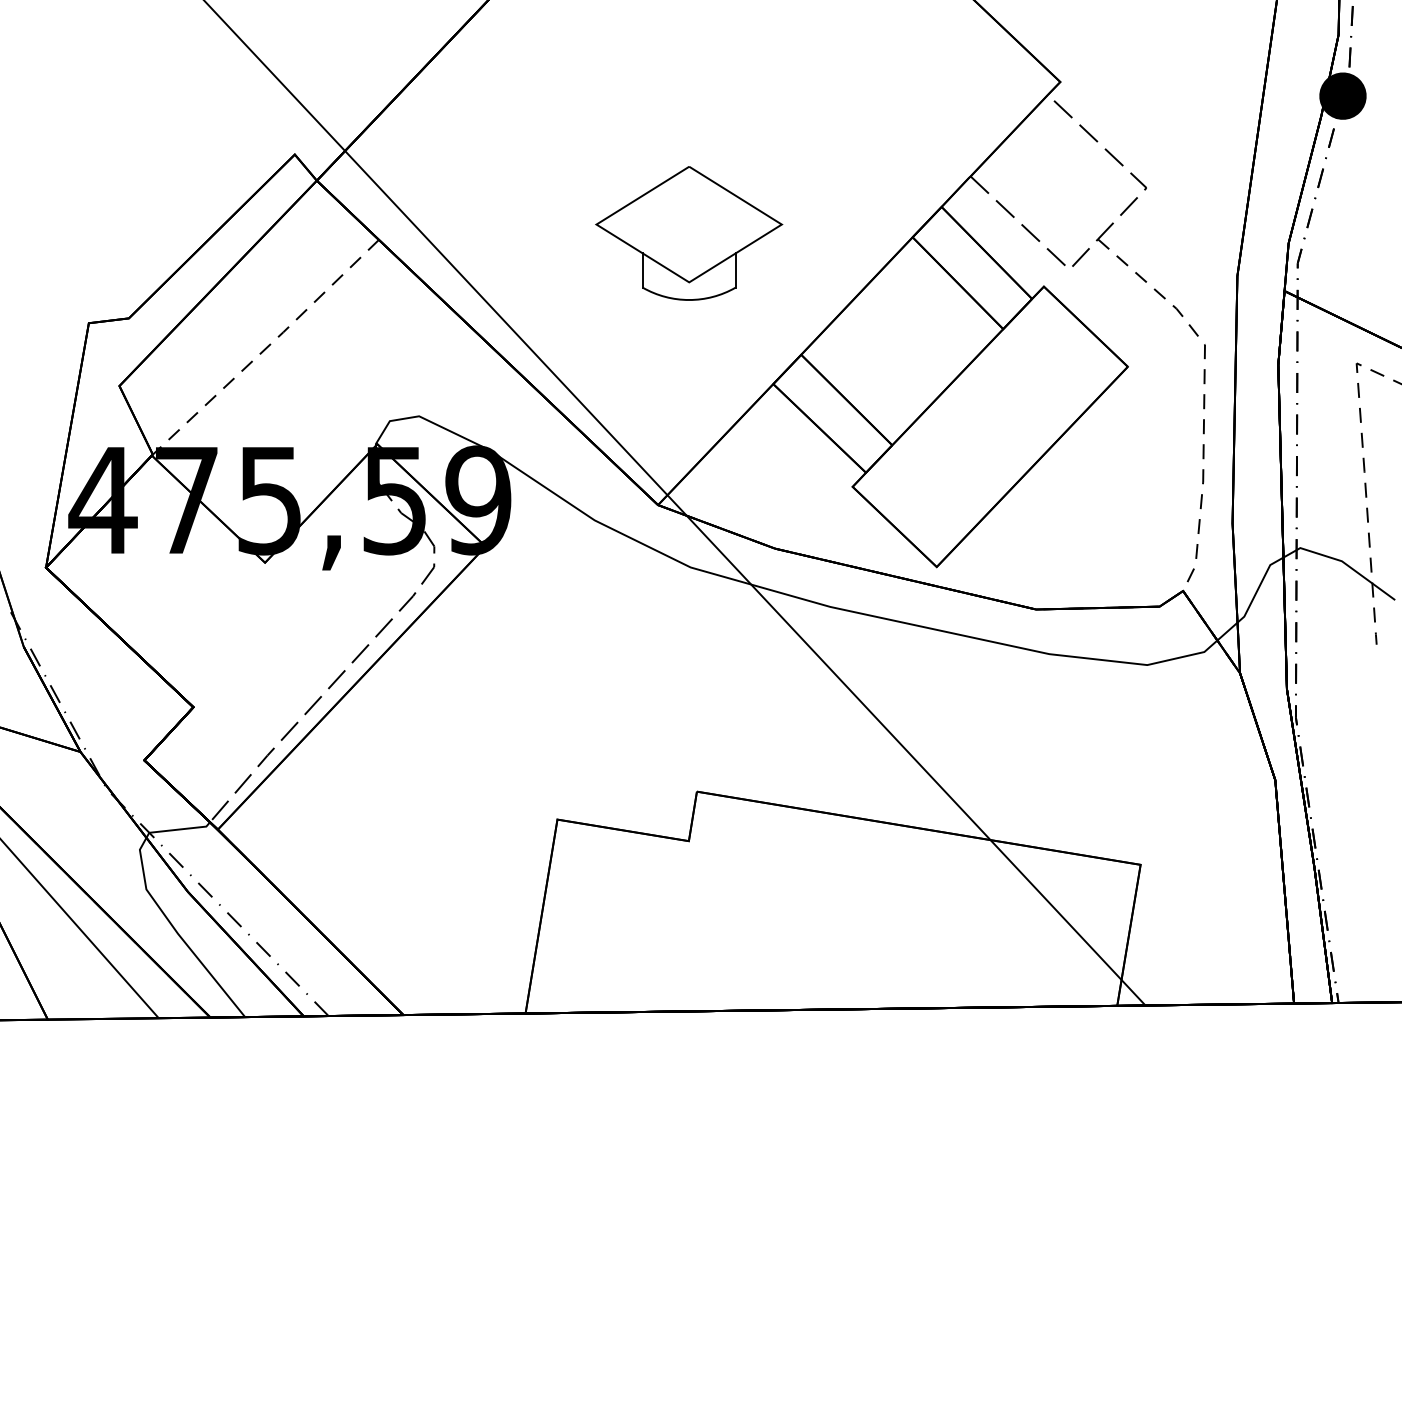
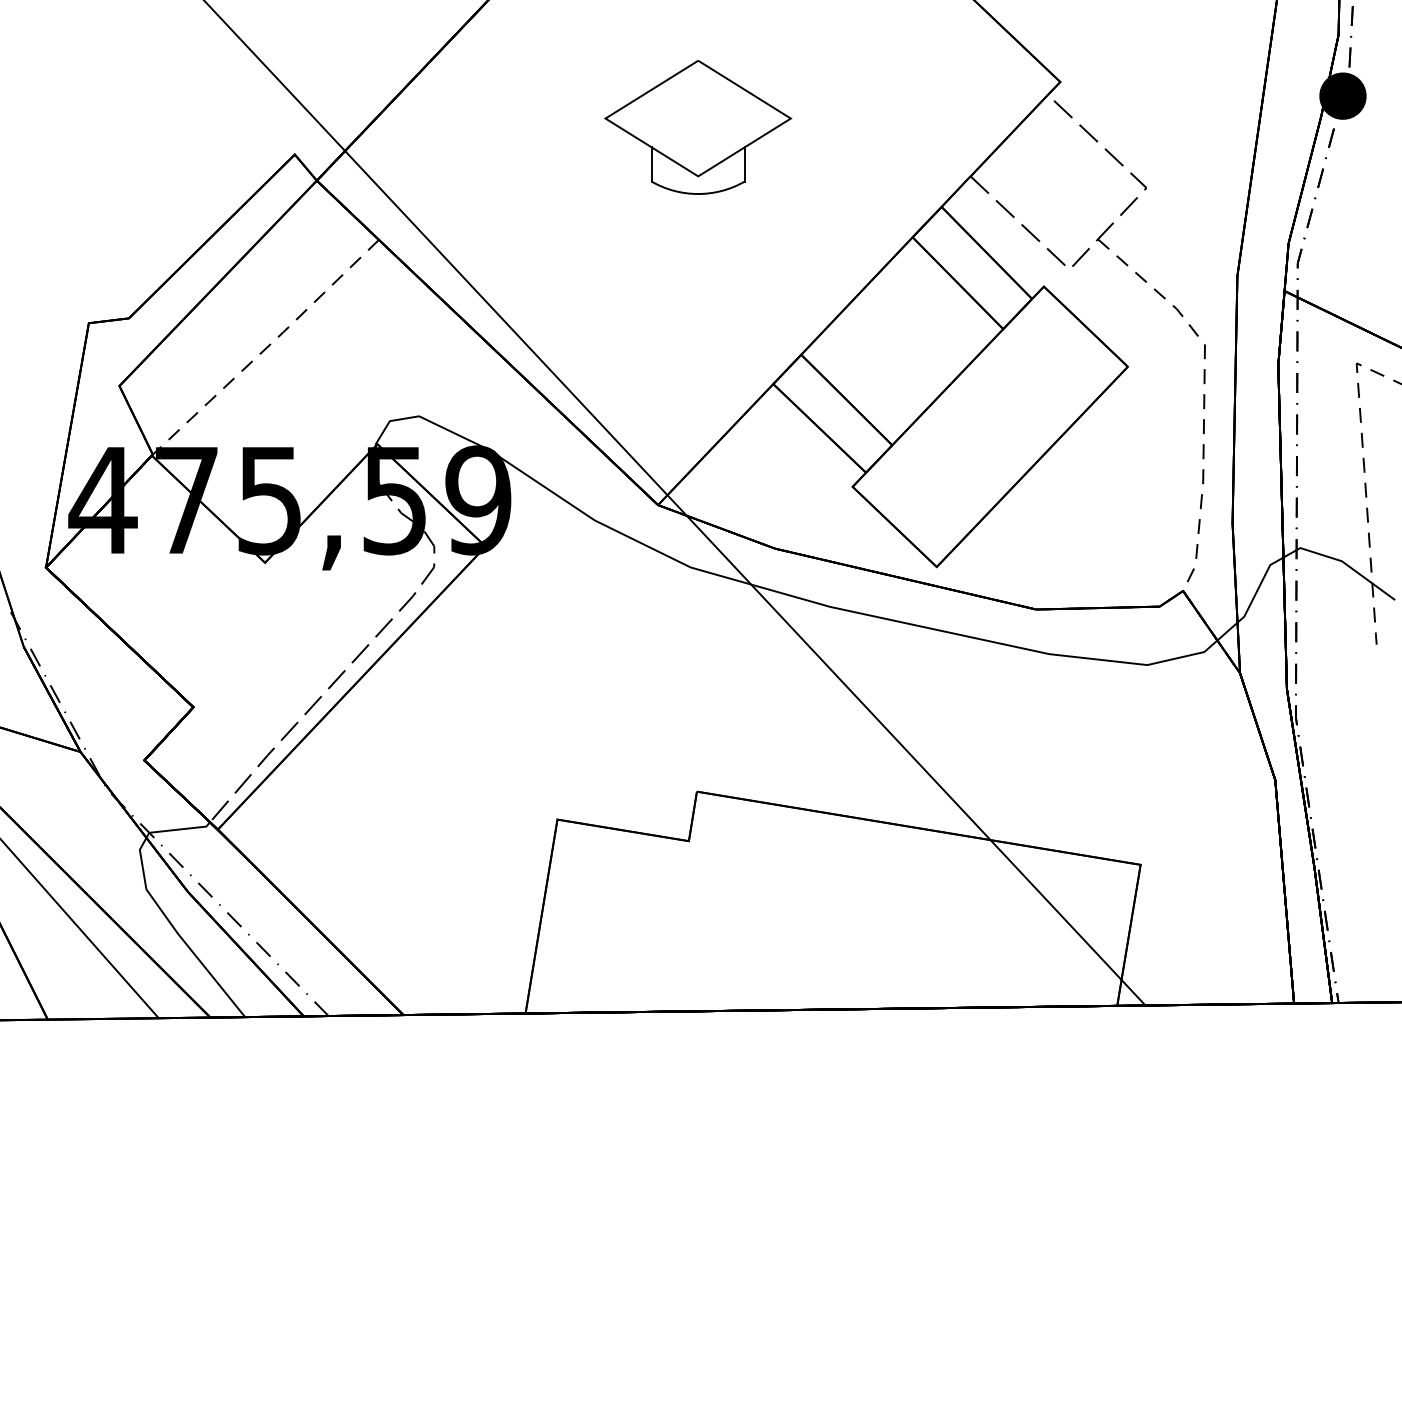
part position: (689, 233) -> (698, 127) (698, 127)
